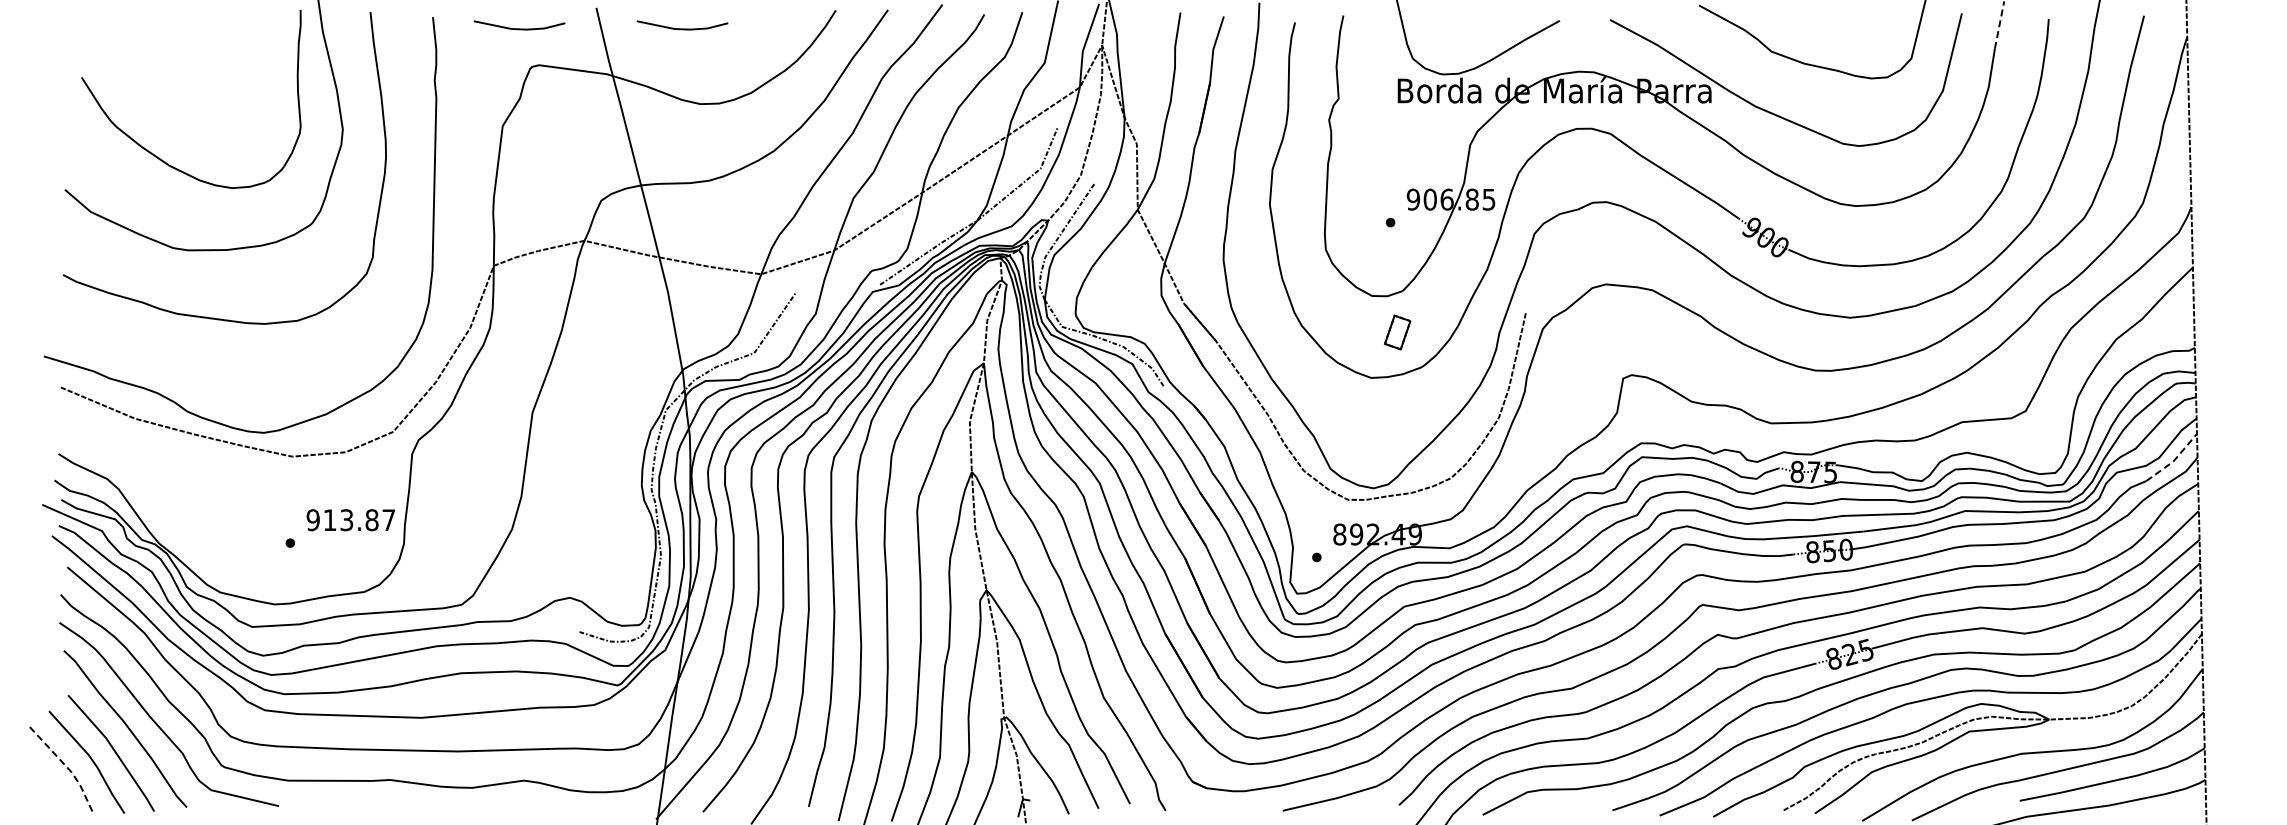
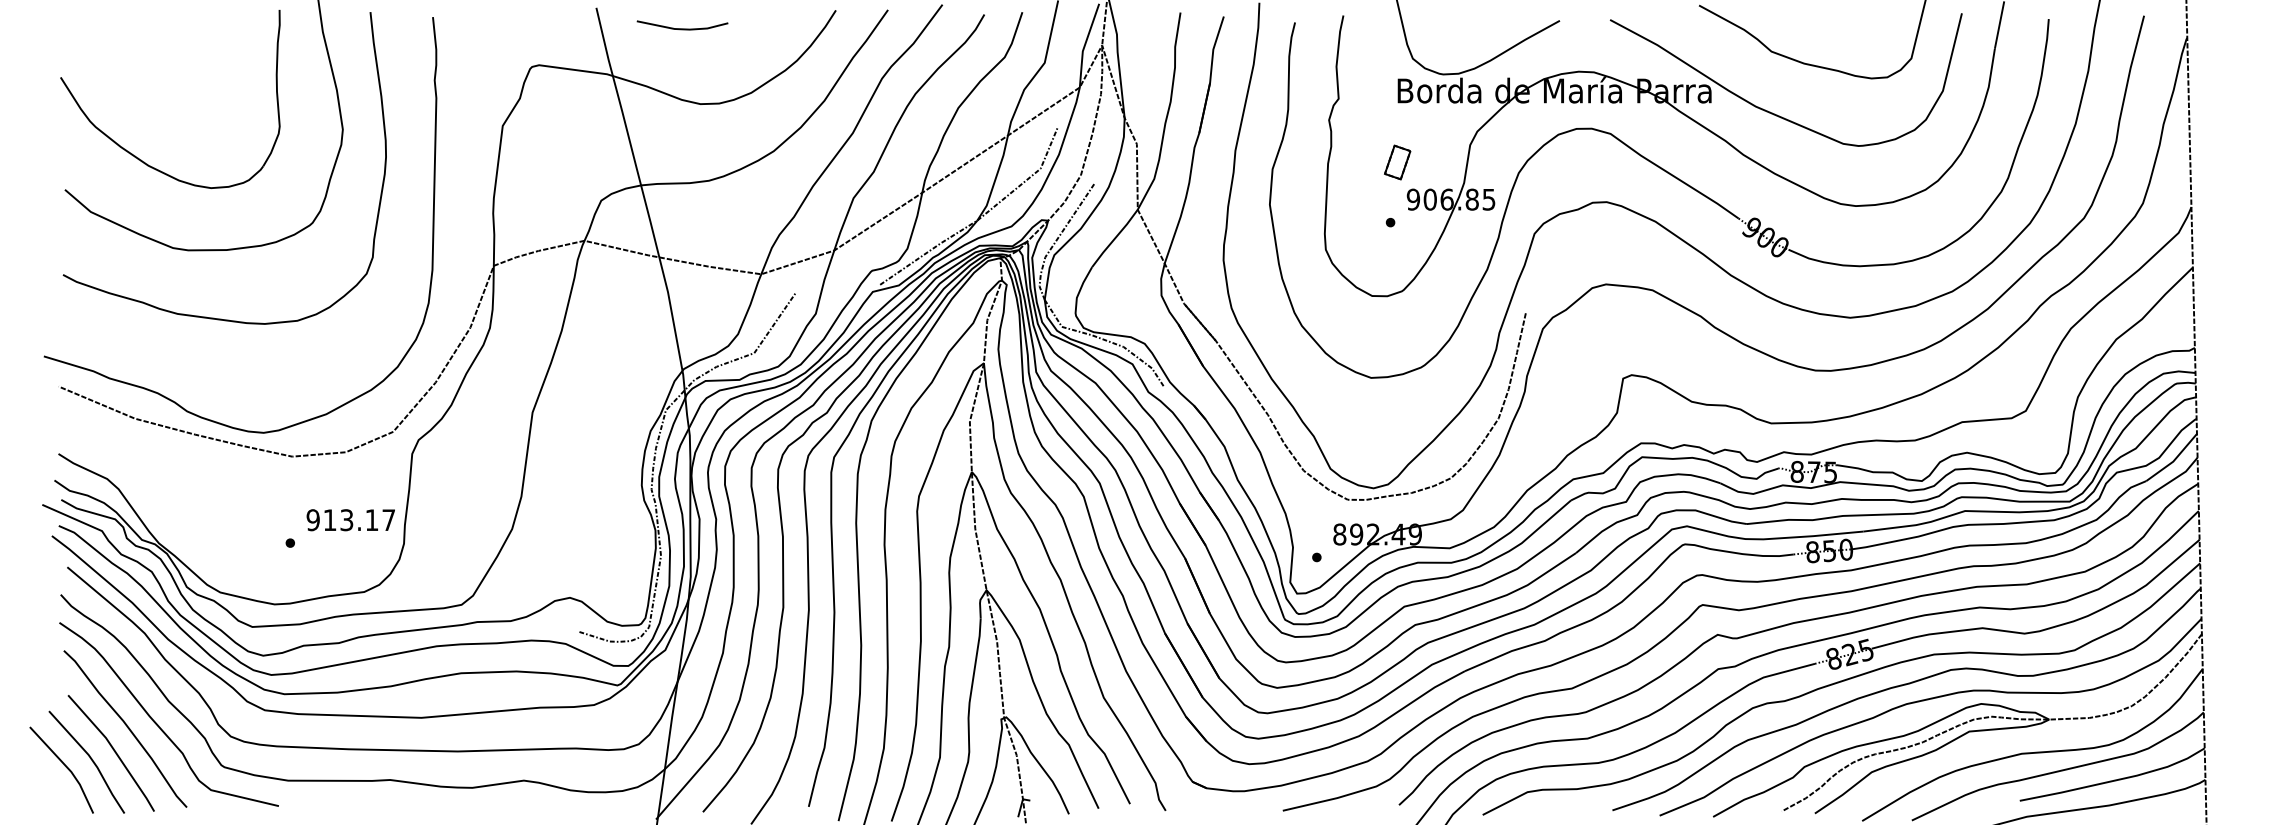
line: dashed -> solid (1999, 24)
line: present -> none (519, 28)
part position: (153, 153) -> (132, 153) (132, 153)
part position: (1397, 332) -> (1397, 162) (1397, 162)
line: dashed -> solid (2174, 460)
text: 913.87 -> 913.17 (371, 520)
line: dashed -> solid (67, 767)
